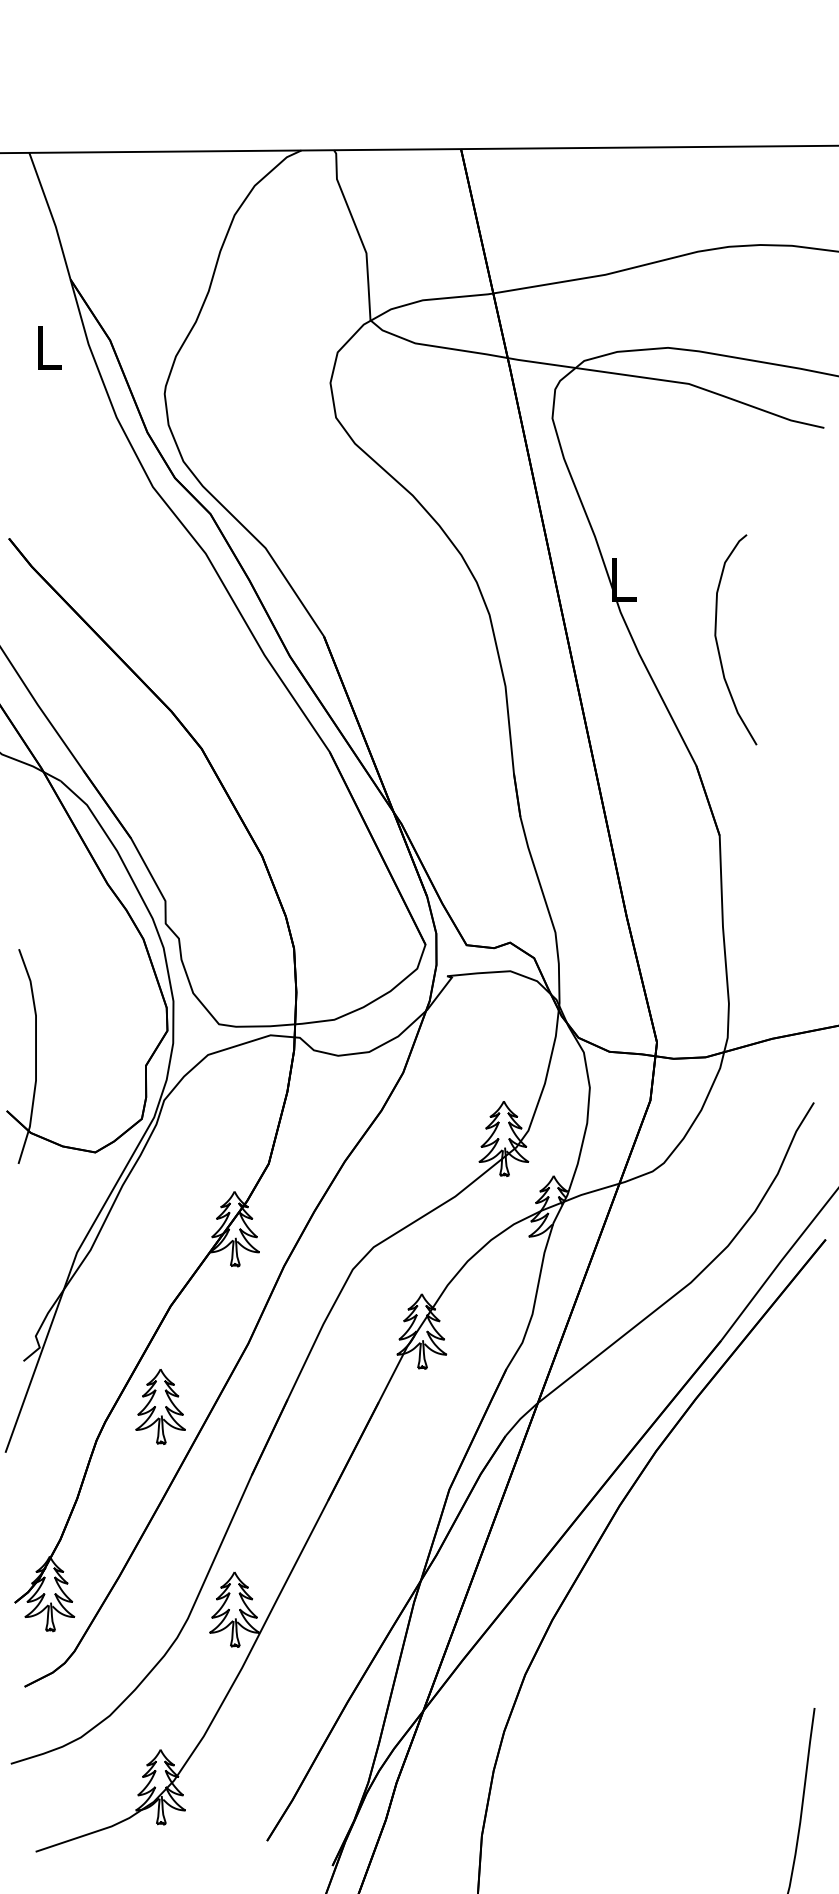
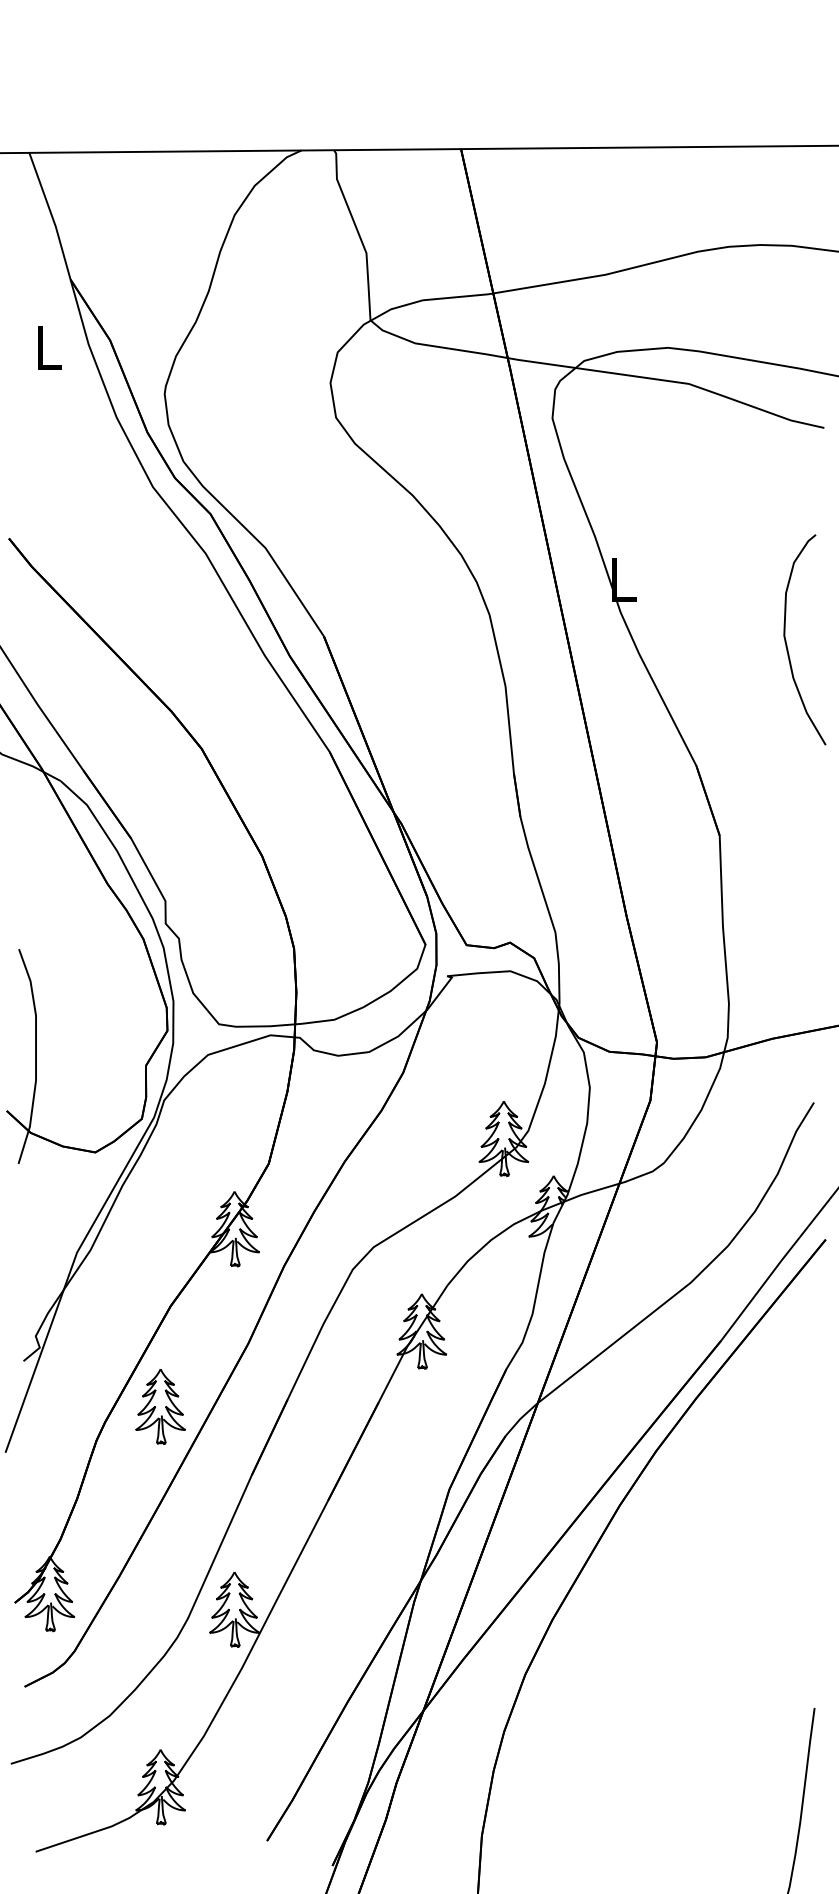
curve position: (718, 644) -> (787, 644) (787, 644)
